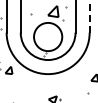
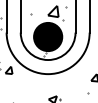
line: dashed -> solid (89, 16)
fill: none -> present (48, 36)
